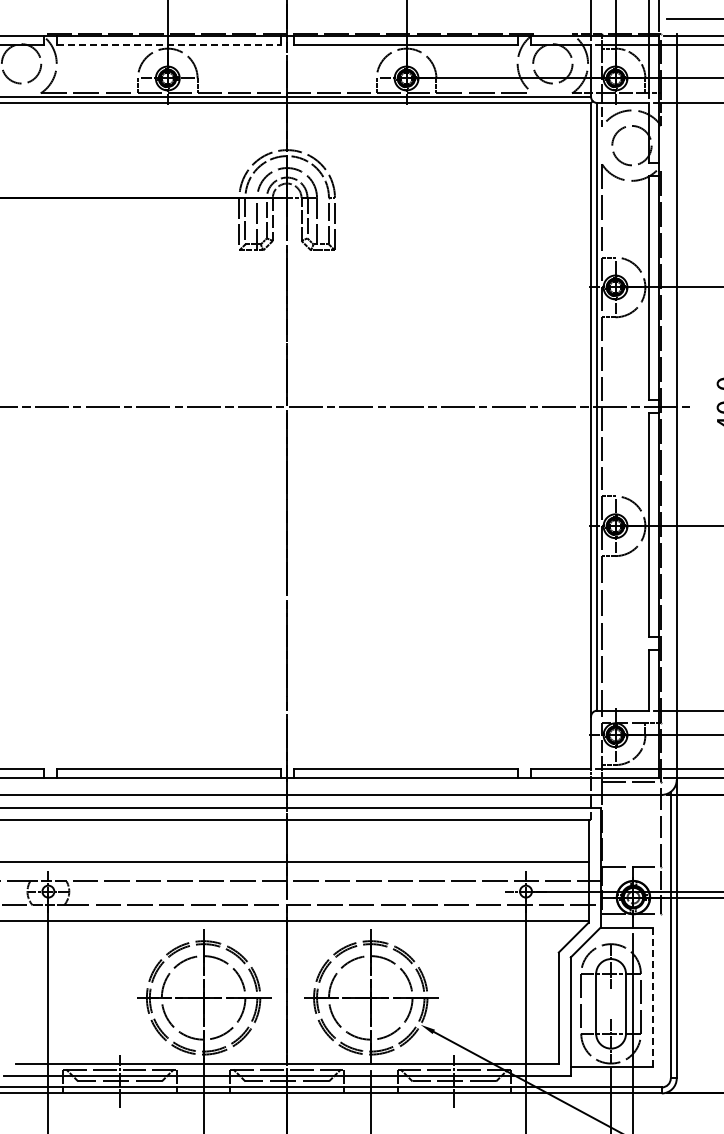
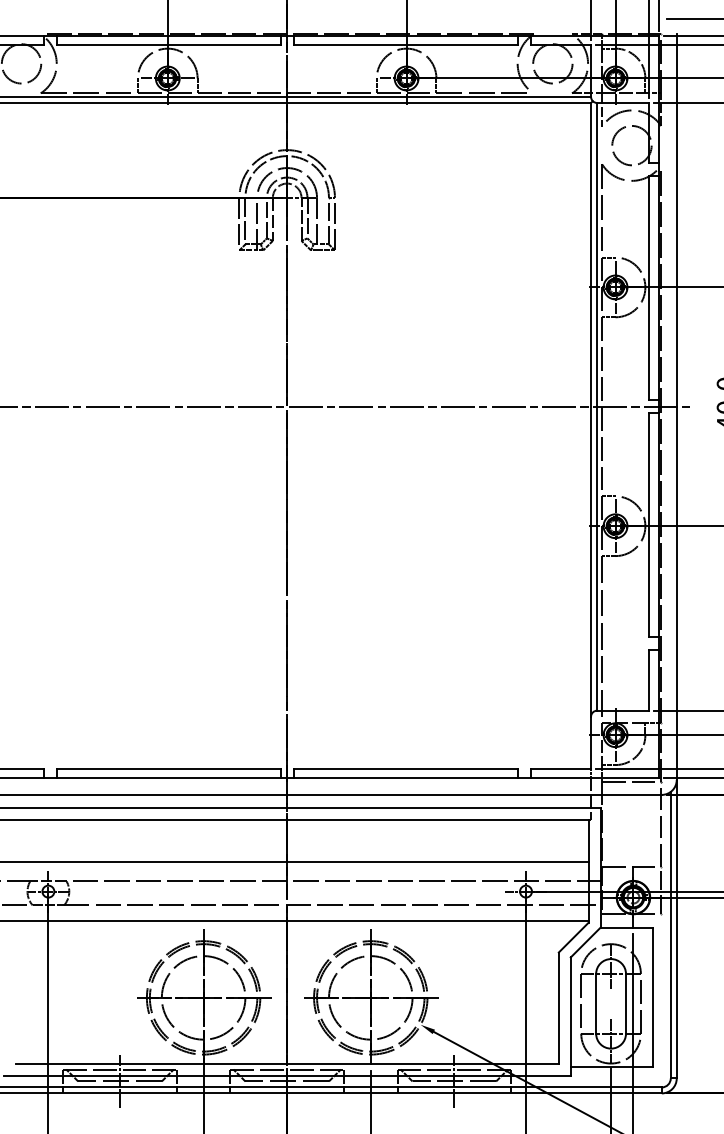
line: dashed -> solid (168, 45)
line: dashed -> solid (653, 997)
